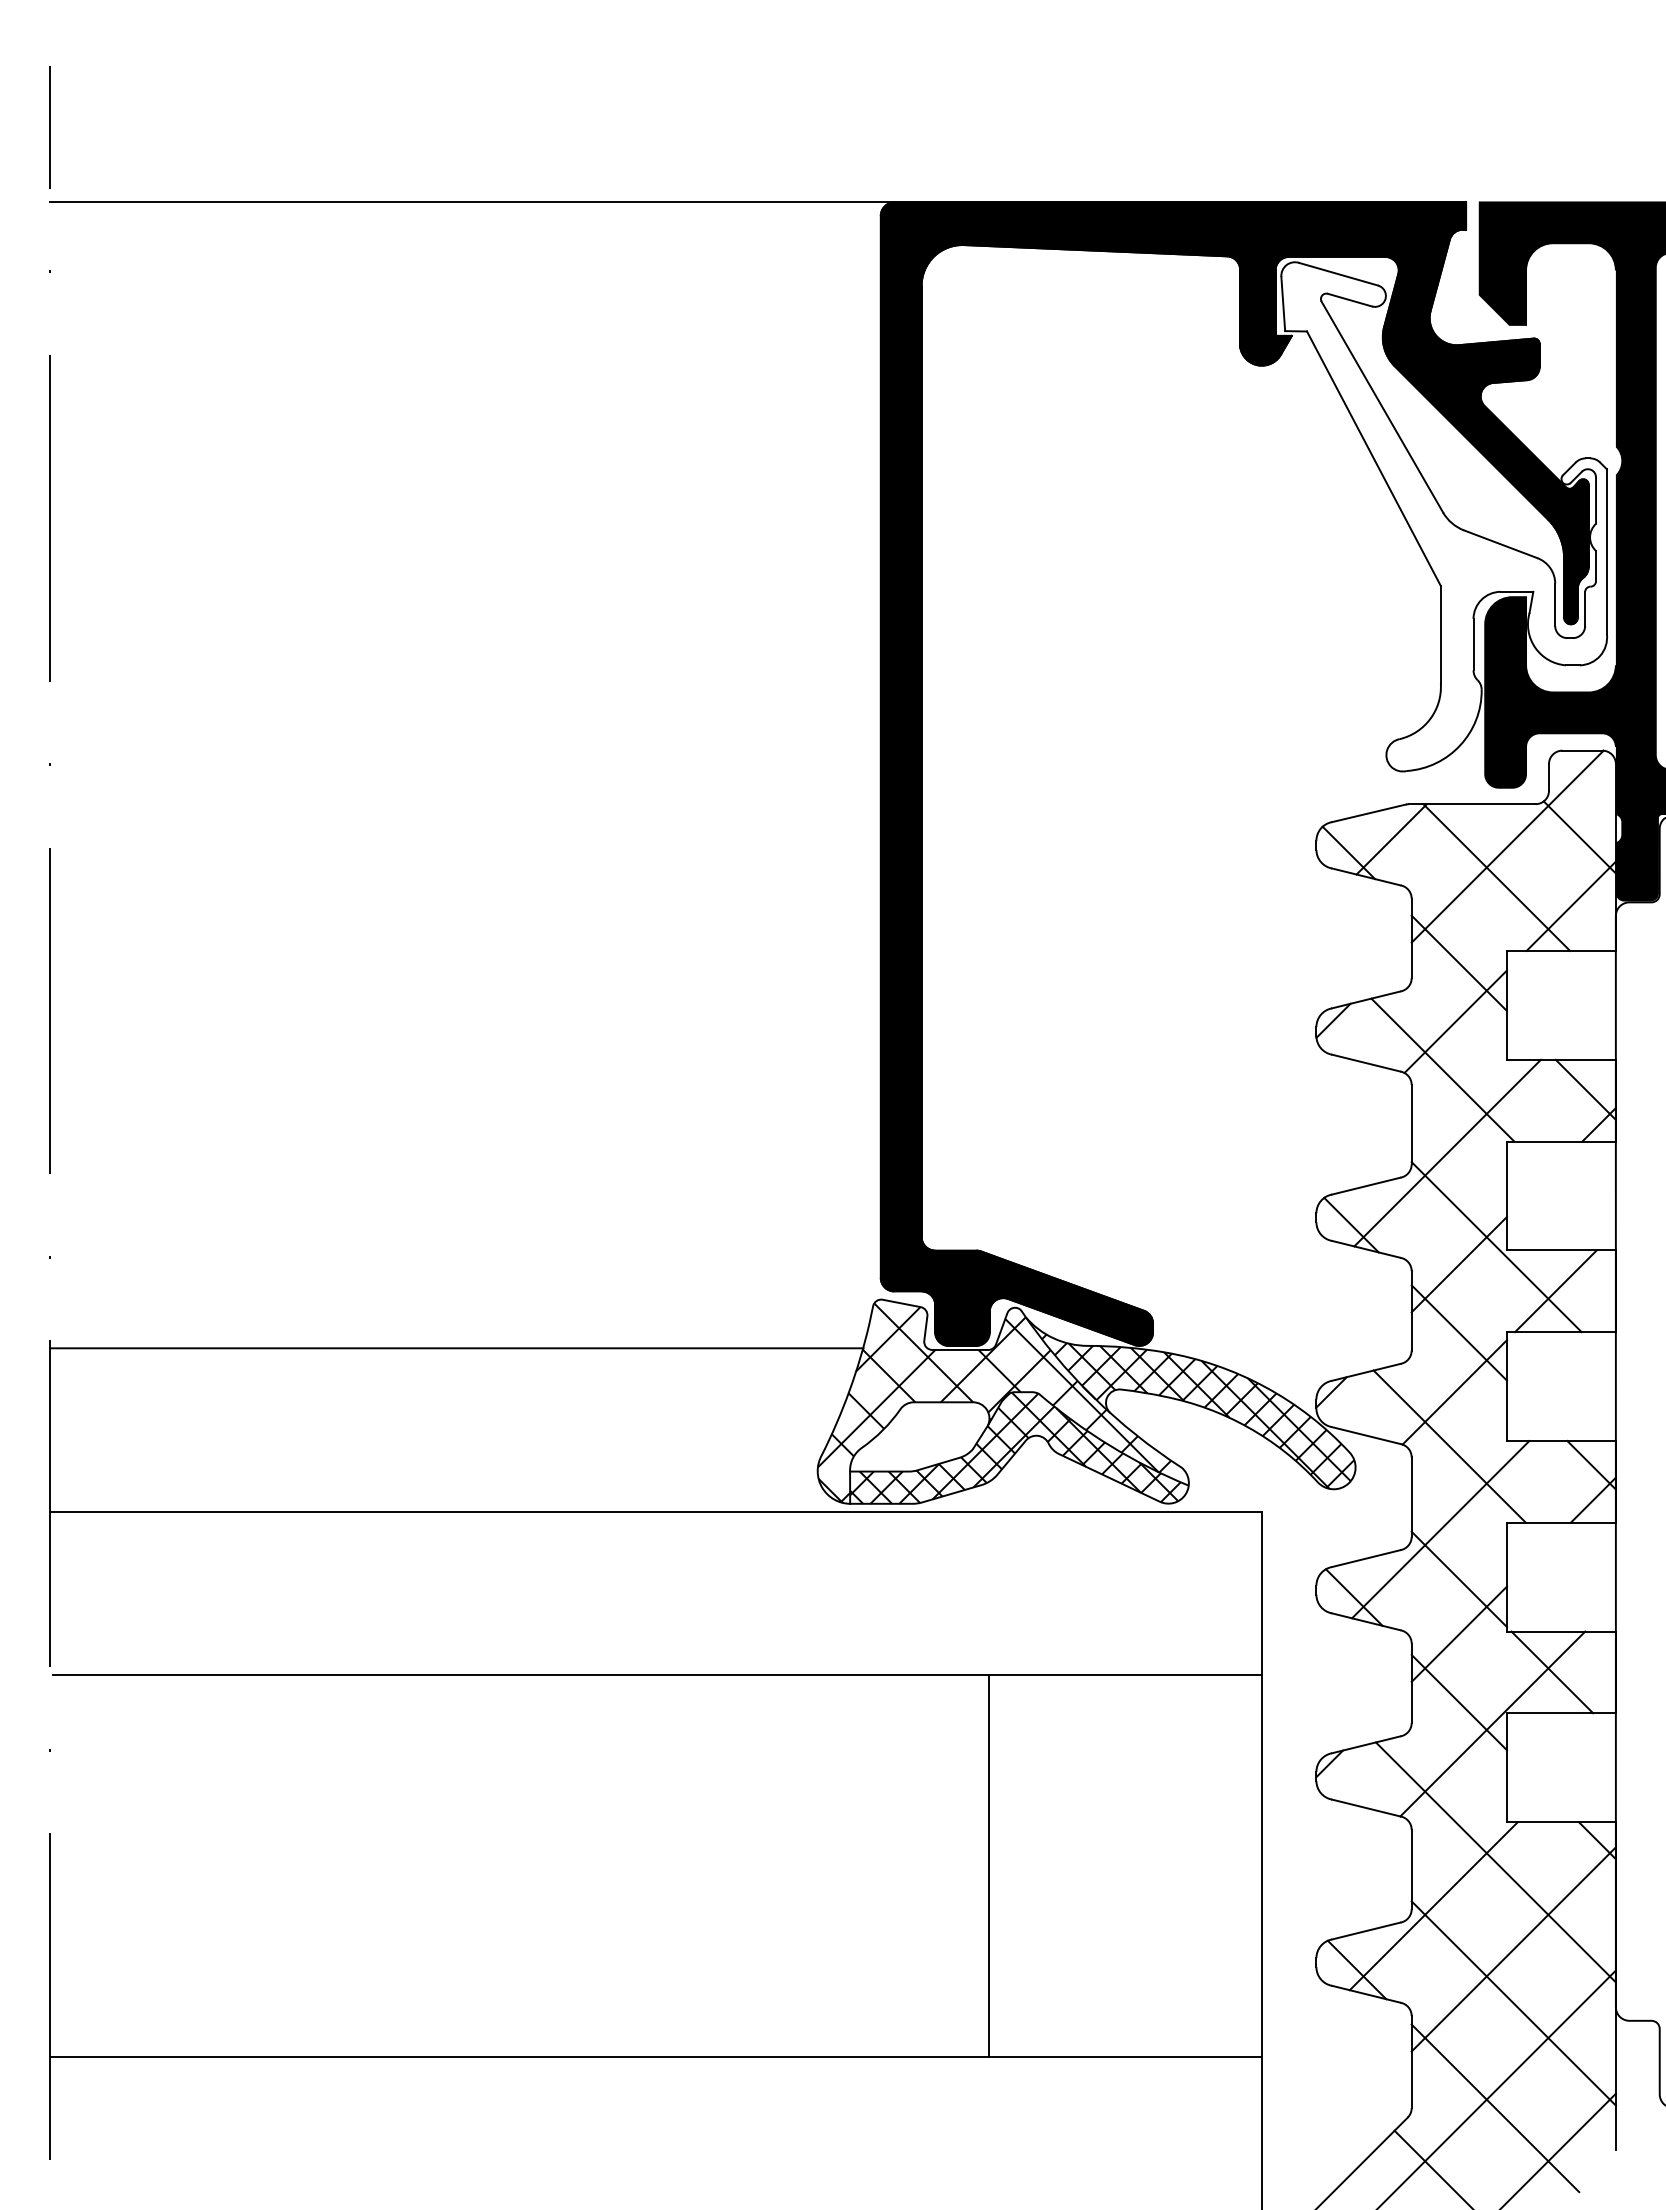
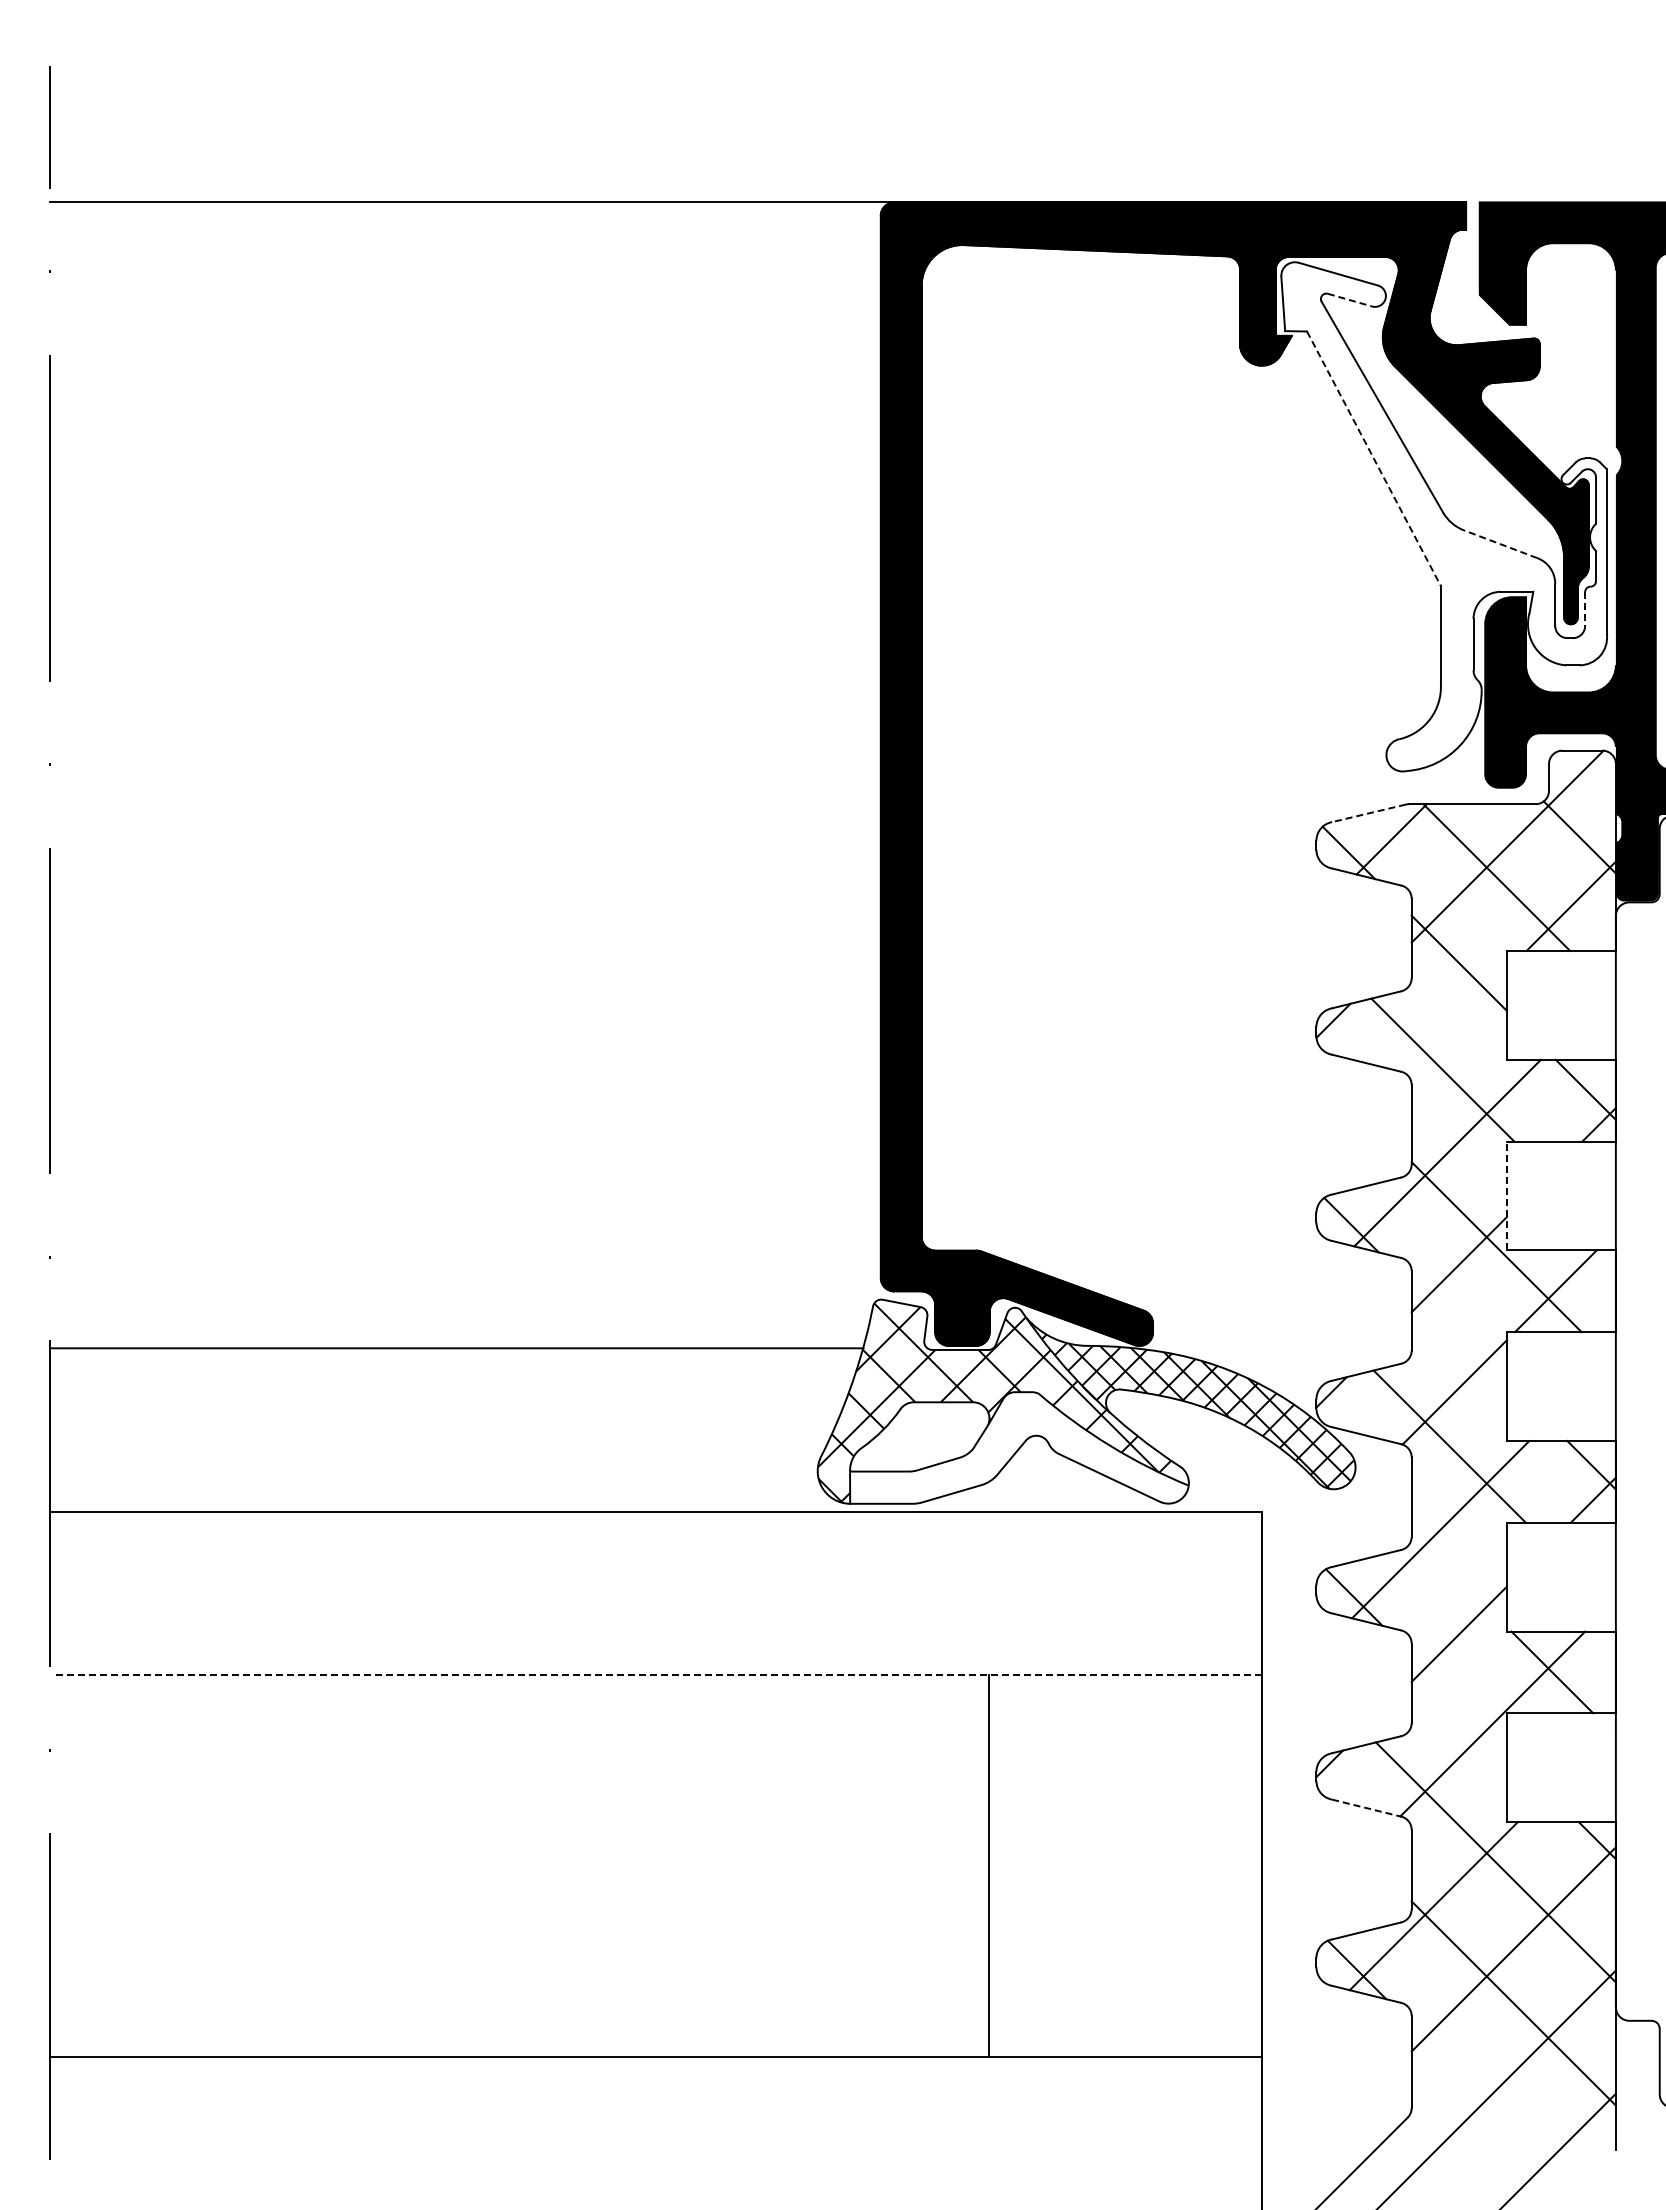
line: solid -> dashed (1349, 300)
line: solid -> dashed (1373, 458)
line: solid -> dashed (1500, 544)
line: solid -> dashed (1585, 608)
line: solid -> dashed (1369, 813)
line: present -> none (1455, 1021)
line: solid -> dashed (1506, 1195)
line: present -> none (1458, 1332)
hatch: present -> none (1015, 1447)
line: present -> none (1458, 1579)
line: solid -> dashed (657, 1675)
line: present -> none (1458, 1702)
line: solid -> dashed (1366, 1808)
line: present -> none (1495, 2108)
line: present -> none (1432, 2168)
